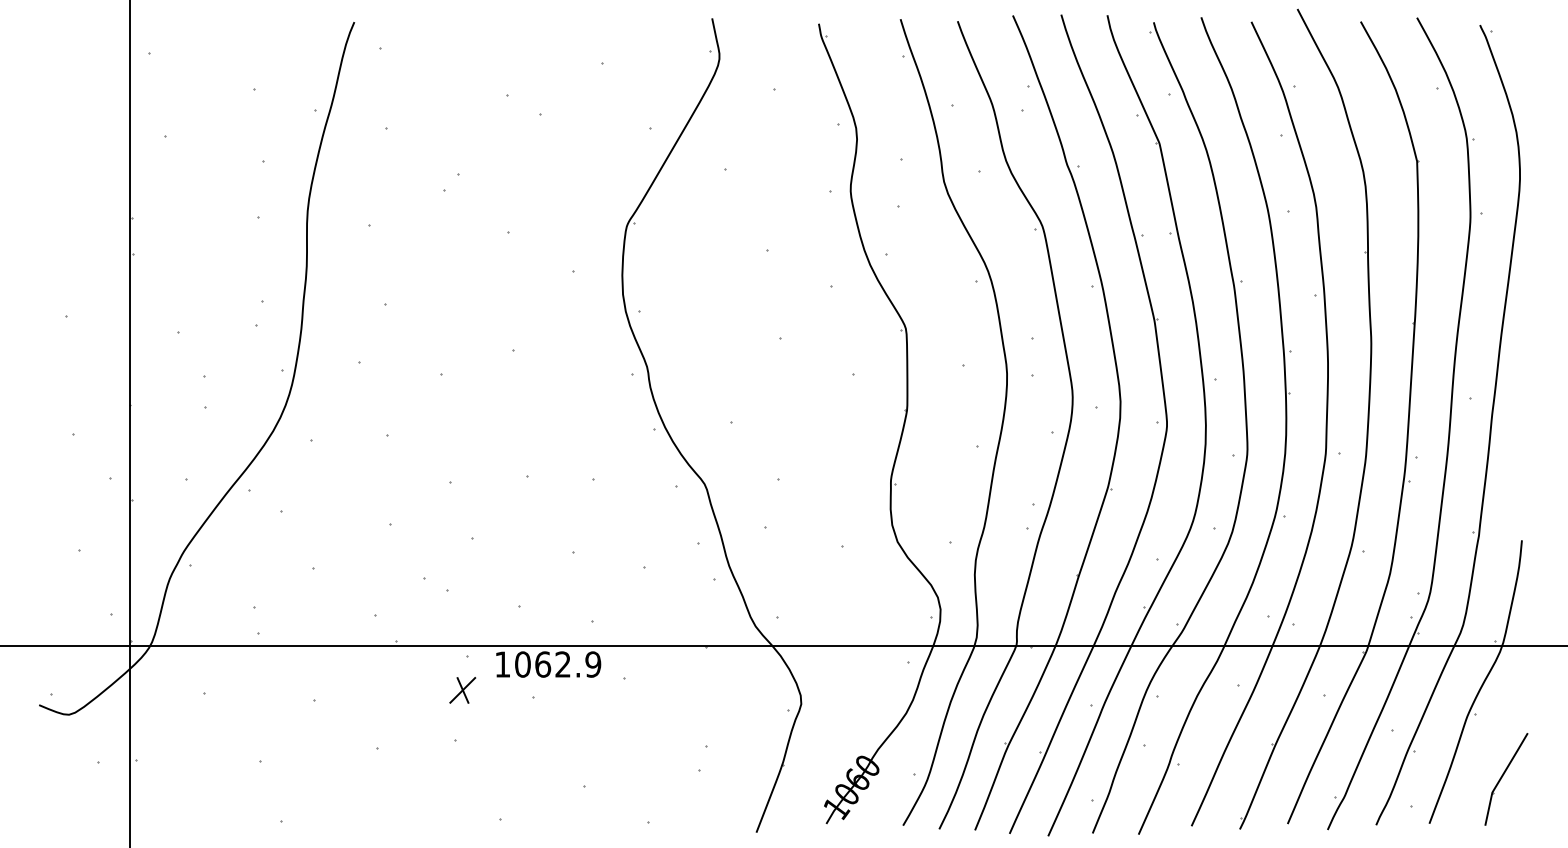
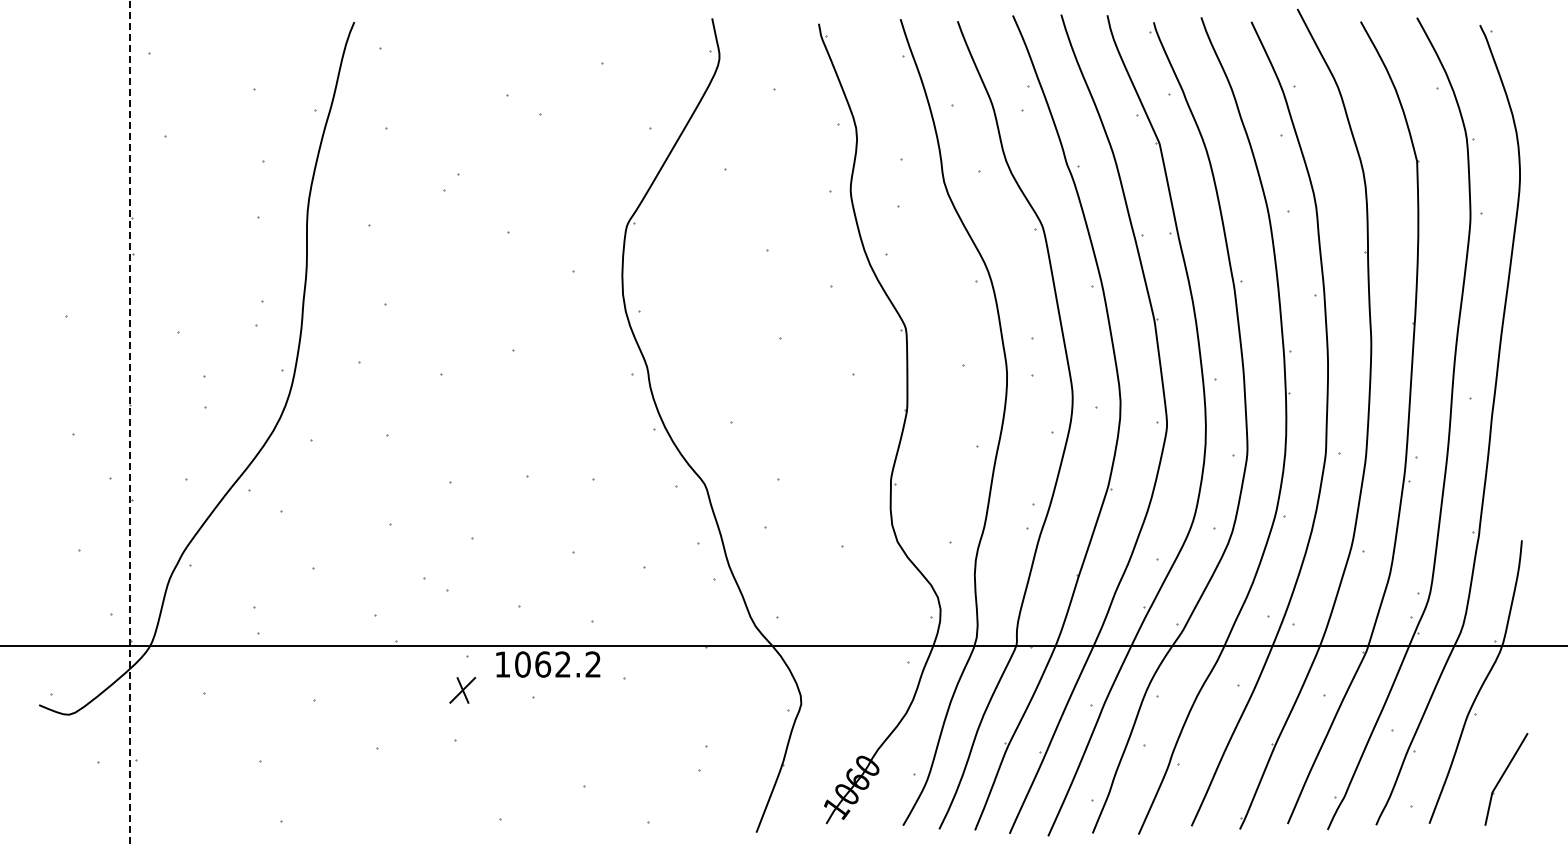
line: solid -> dashed (129, 423)
text: 1062.9 -> 1062.2 (593, 664)
